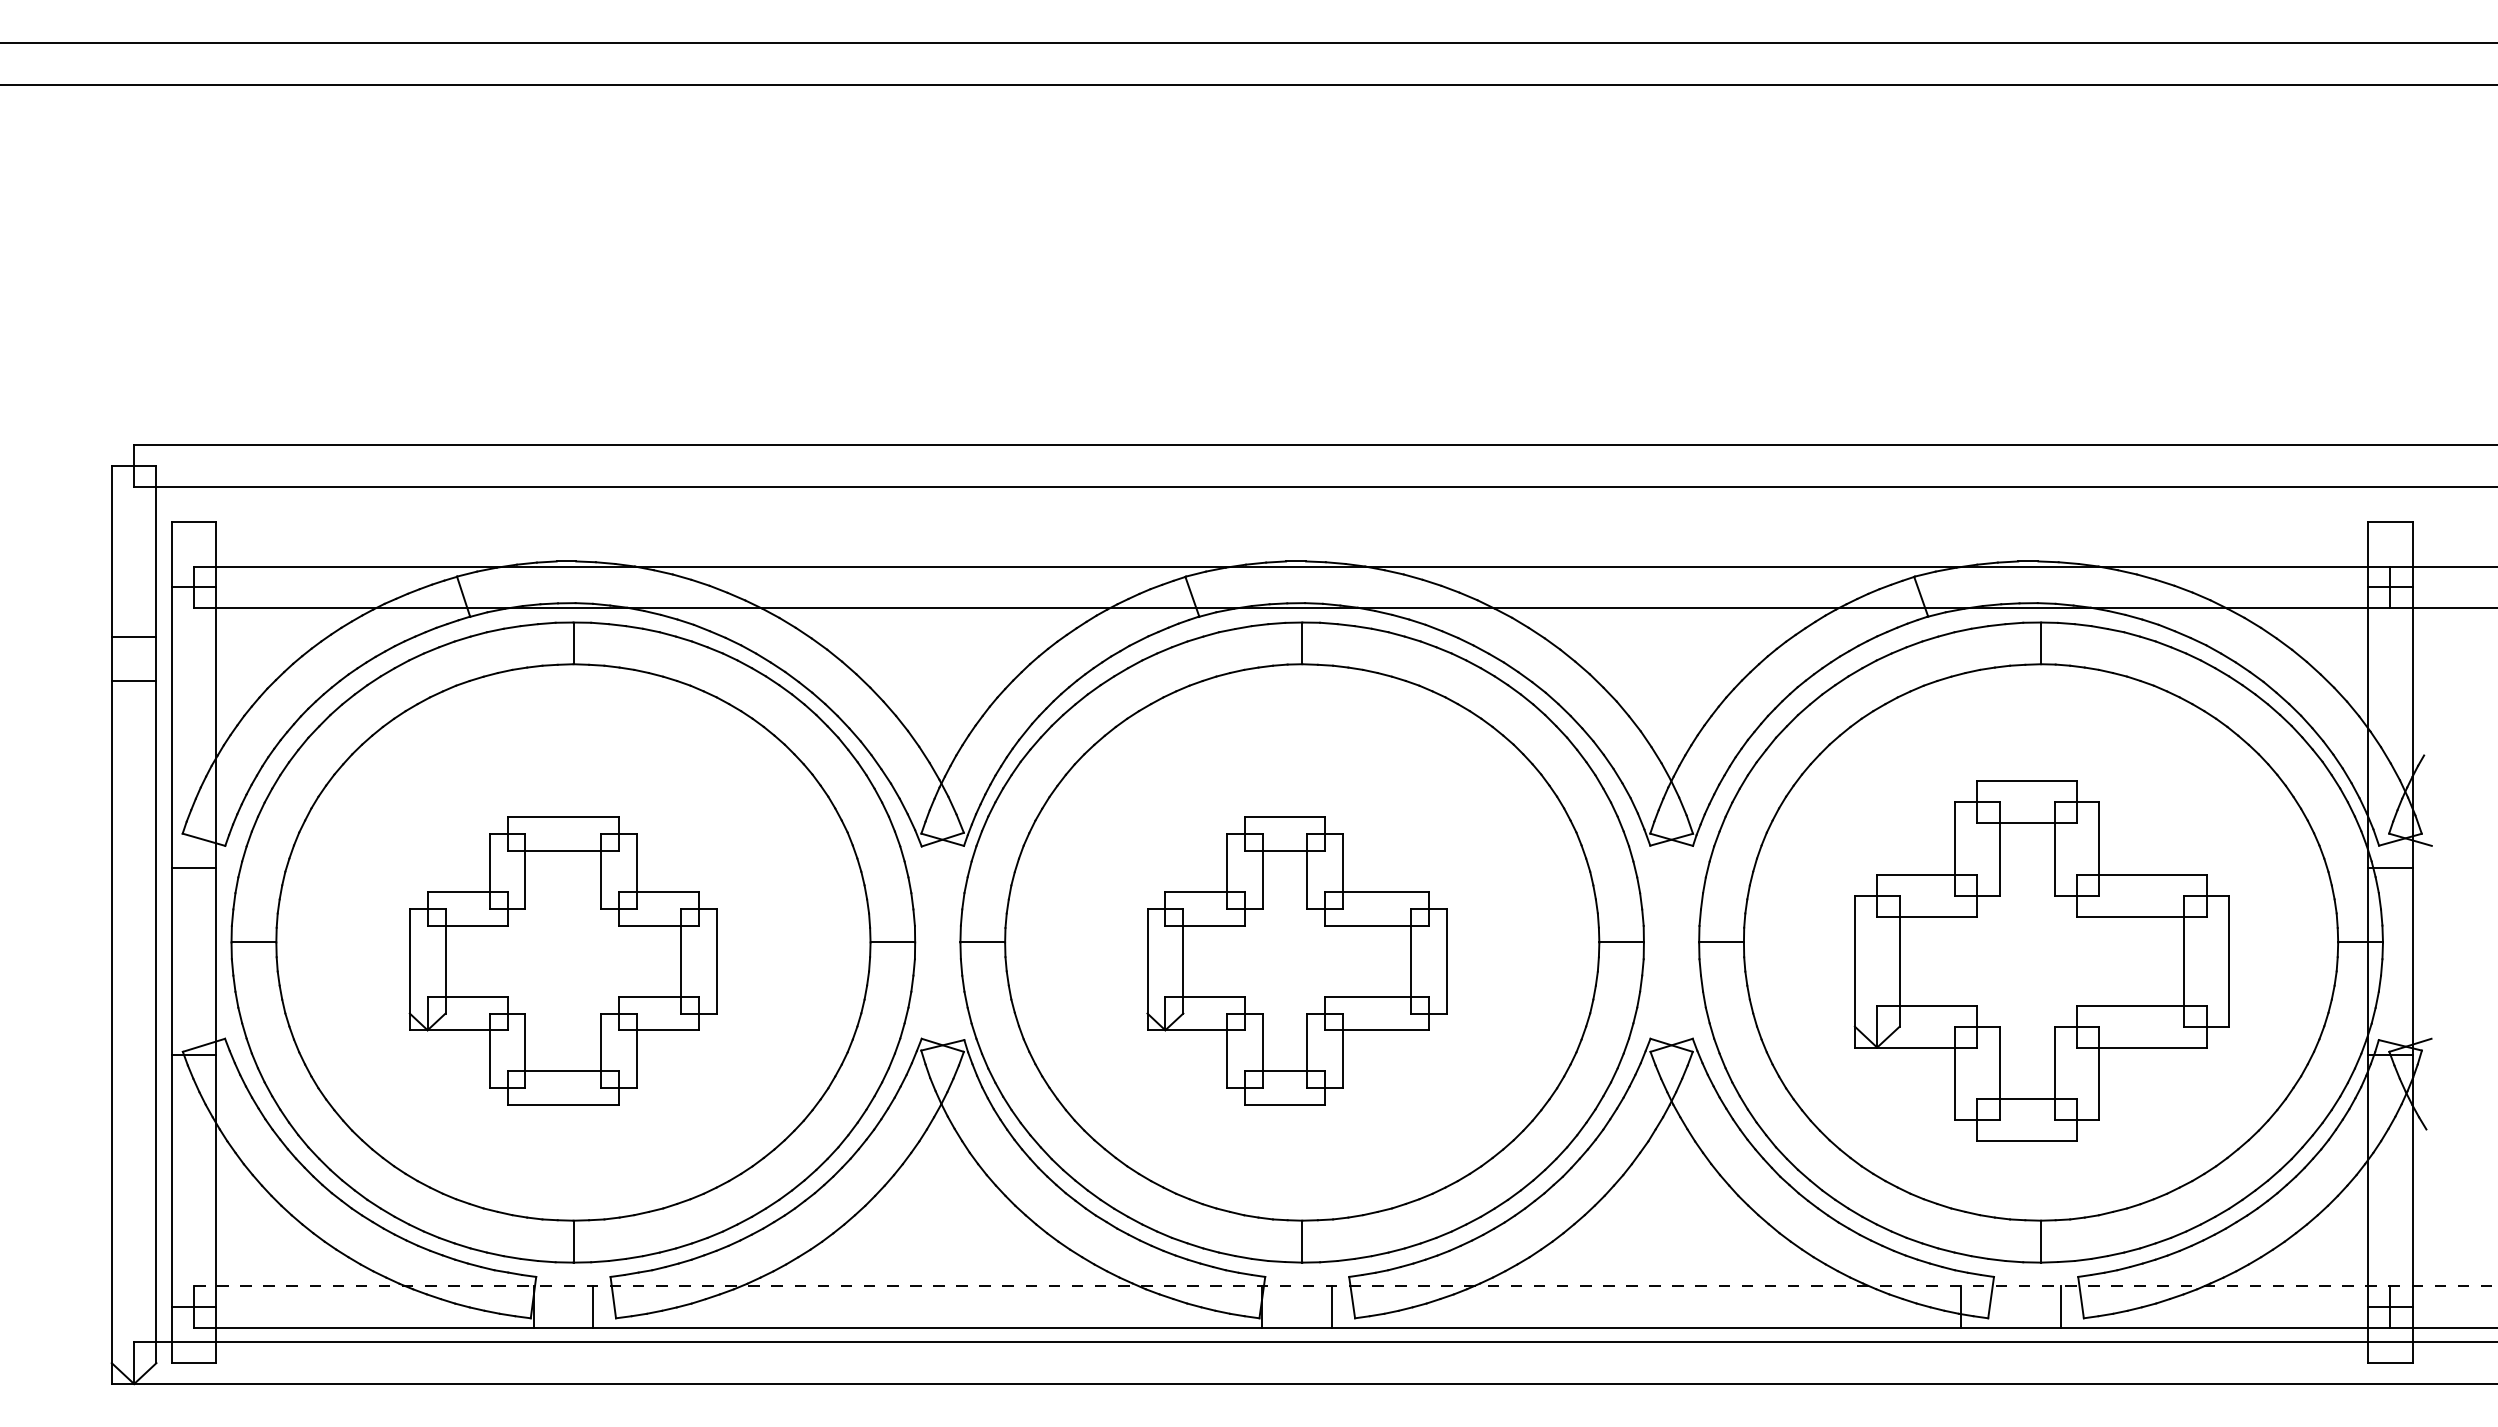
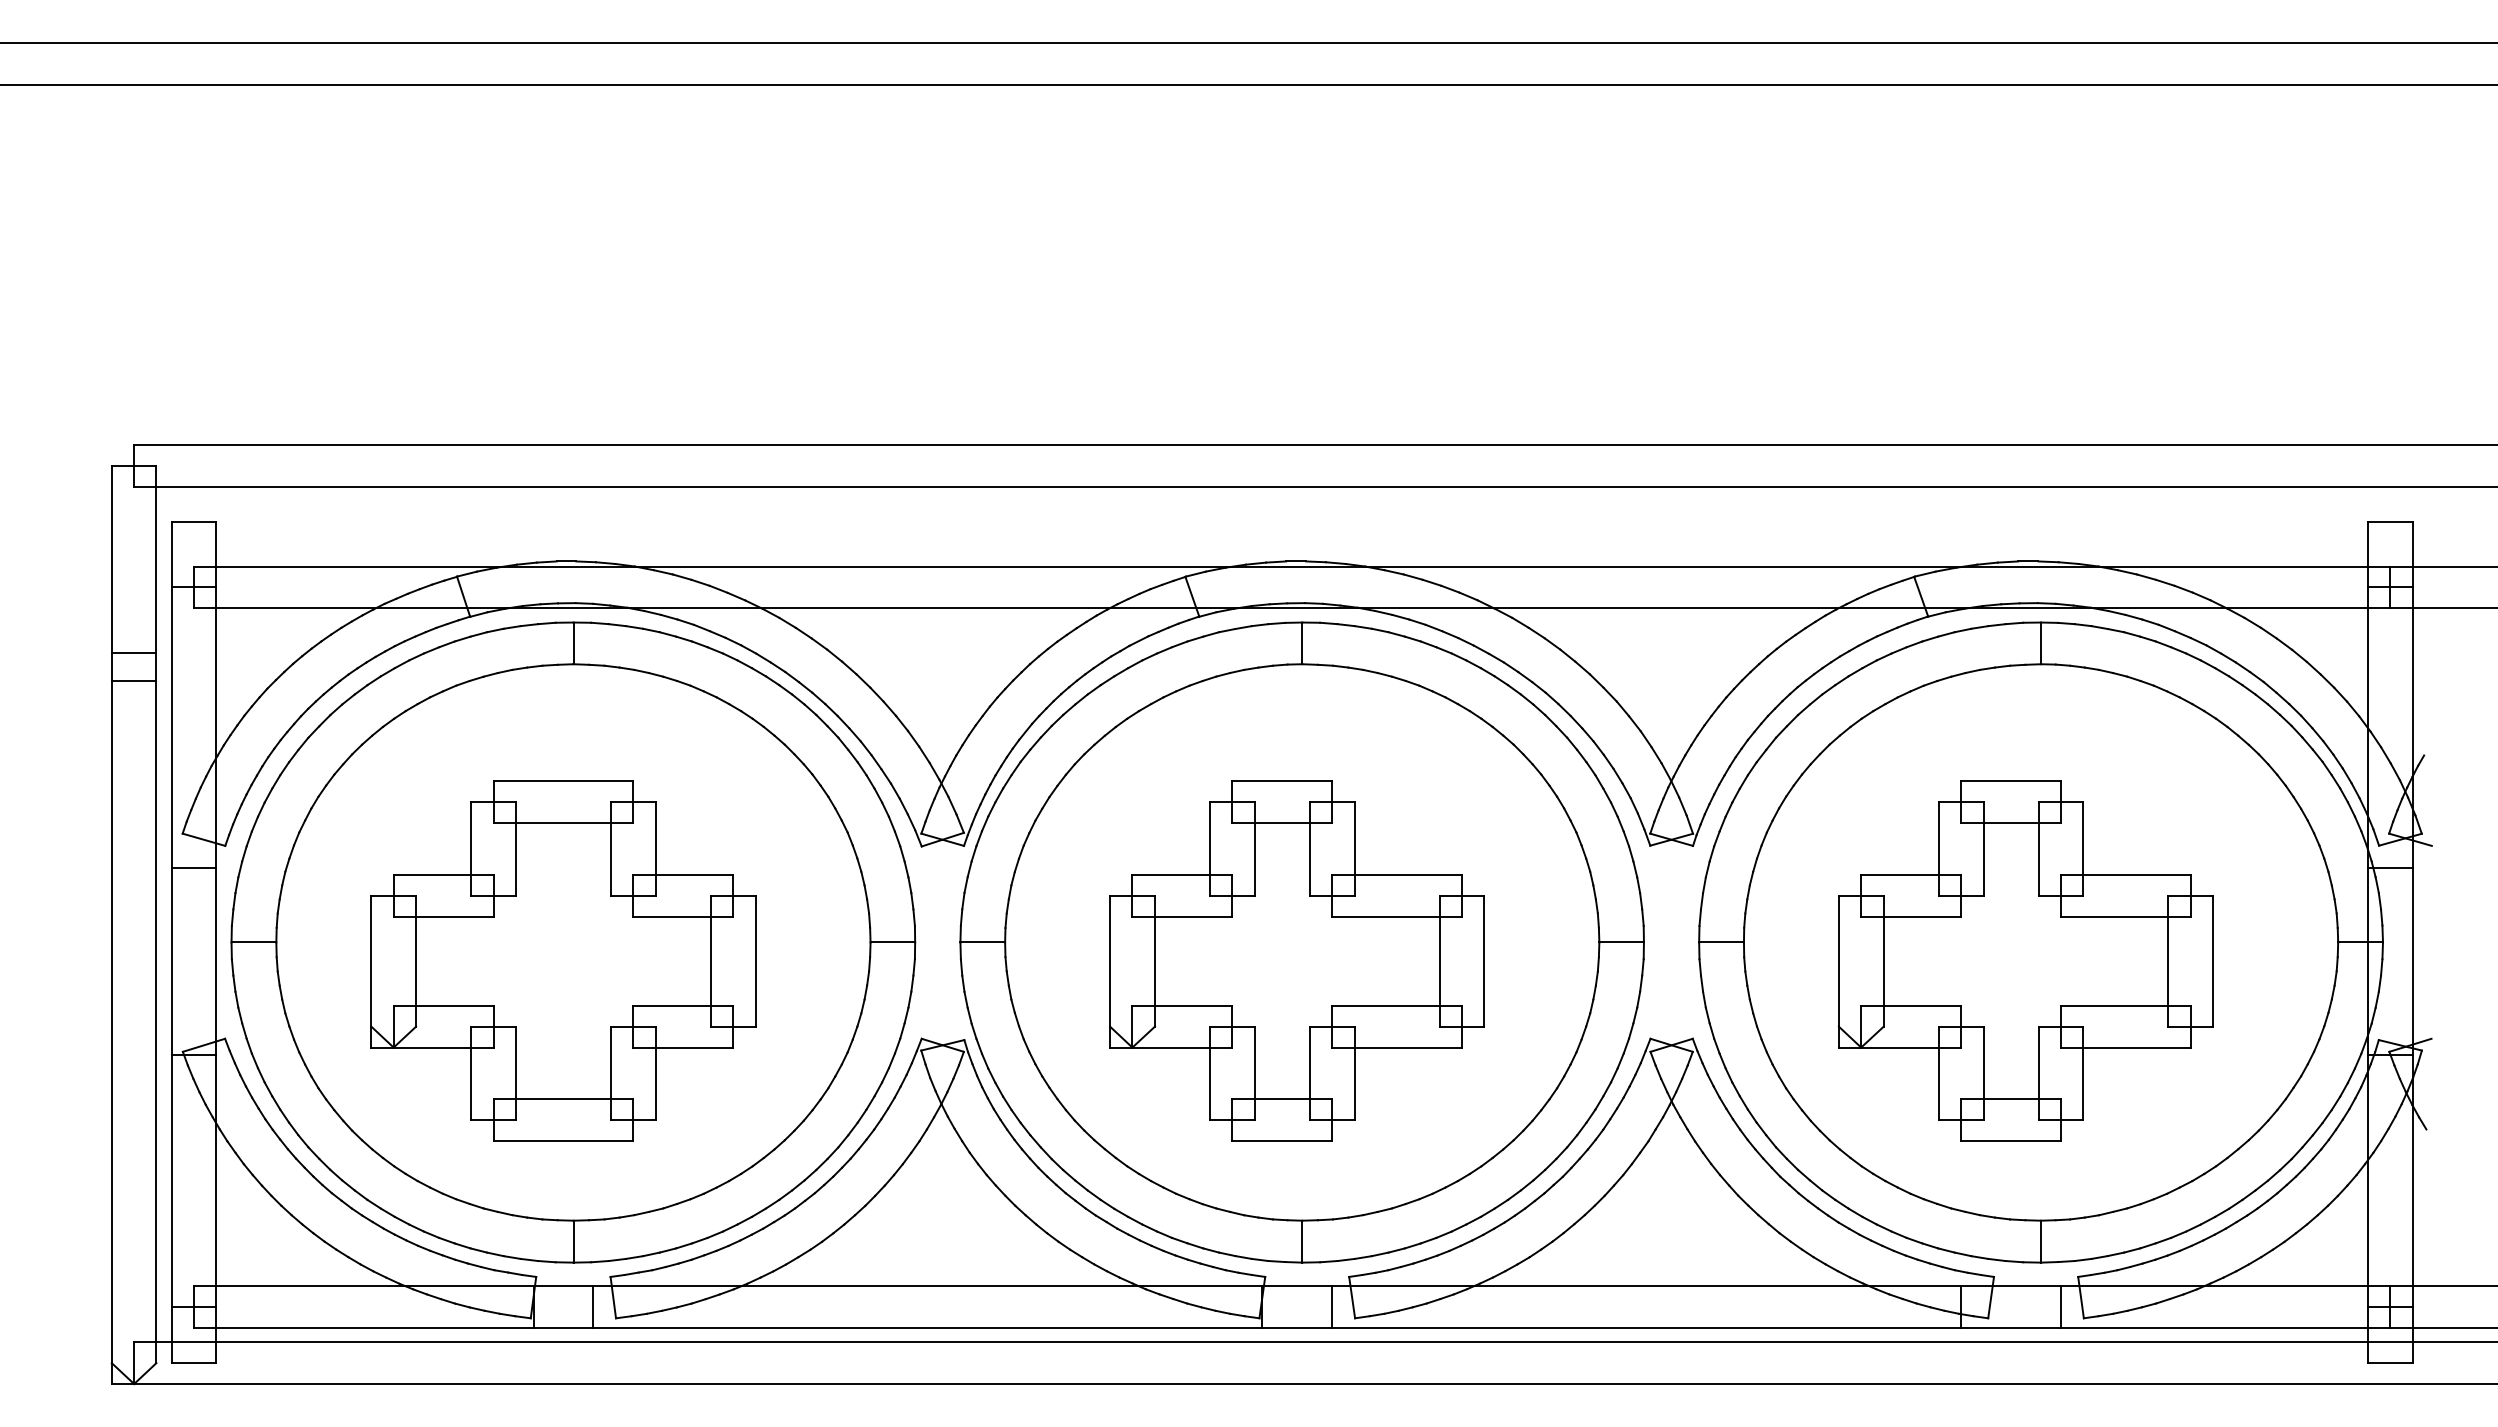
line position: (133, 636) -> (133, 652) (133, 652)
part size: 310x290 px -> 387x362 px (563, 960)
part size: 302x290 px -> 376x362 px (1296, 960)
part position: (2041, 960) -> (2025, 960) (2025, 960)
line: dashed -> solid (1345, 1286)
